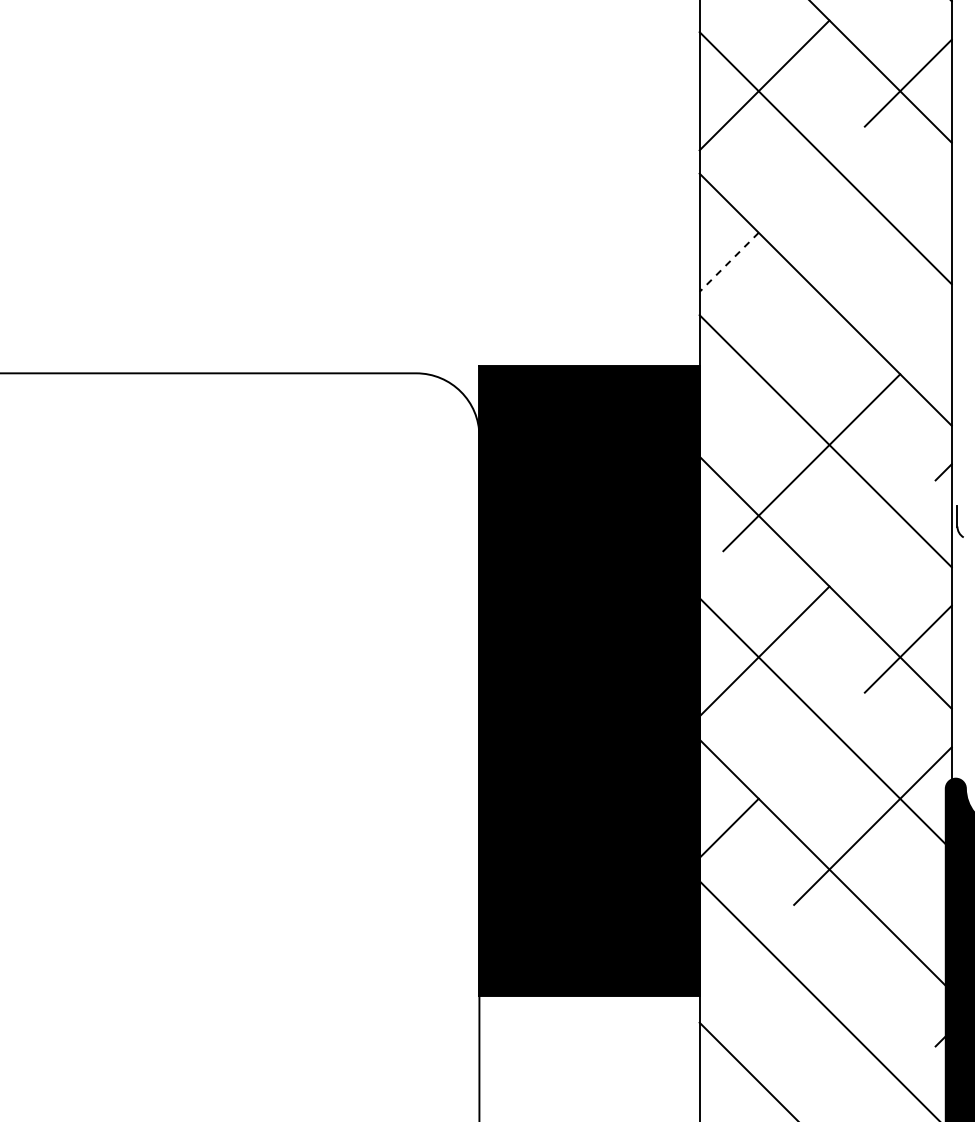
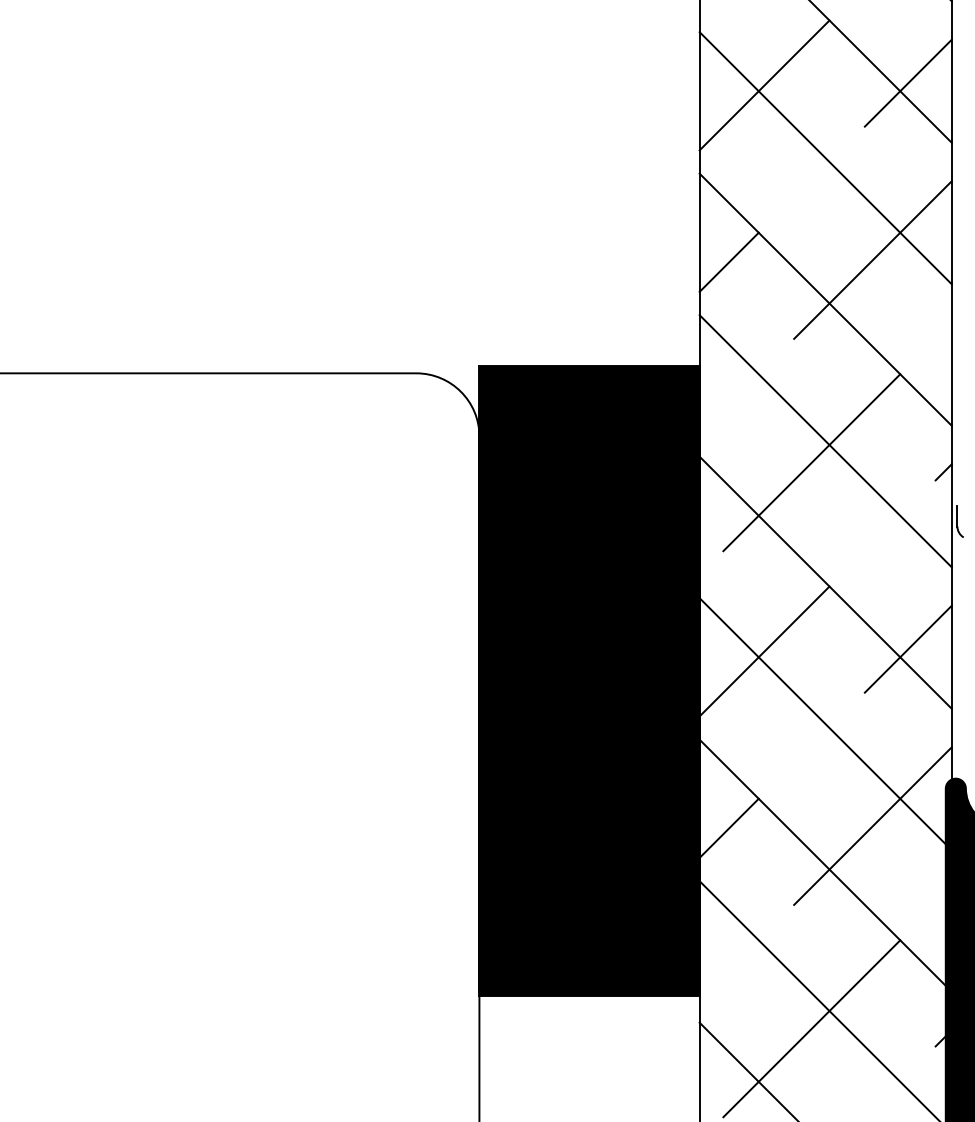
line: none -> present (872, 259)
line: dashed -> solid (729, 262)
line: none -> present (811, 1028)
